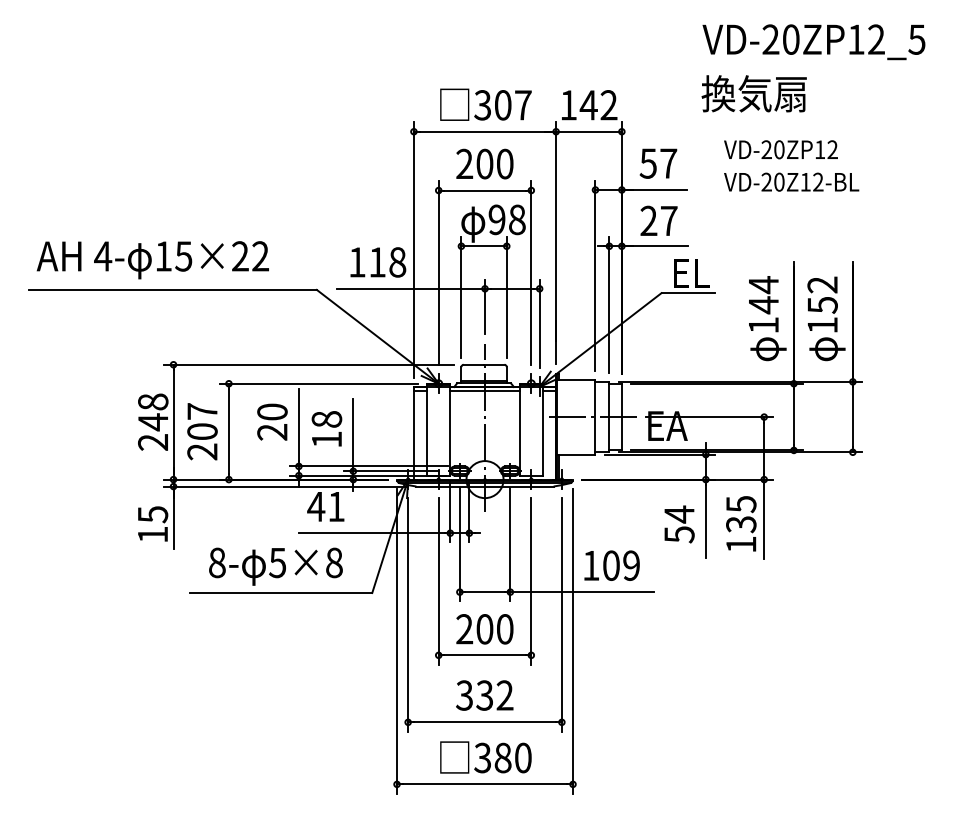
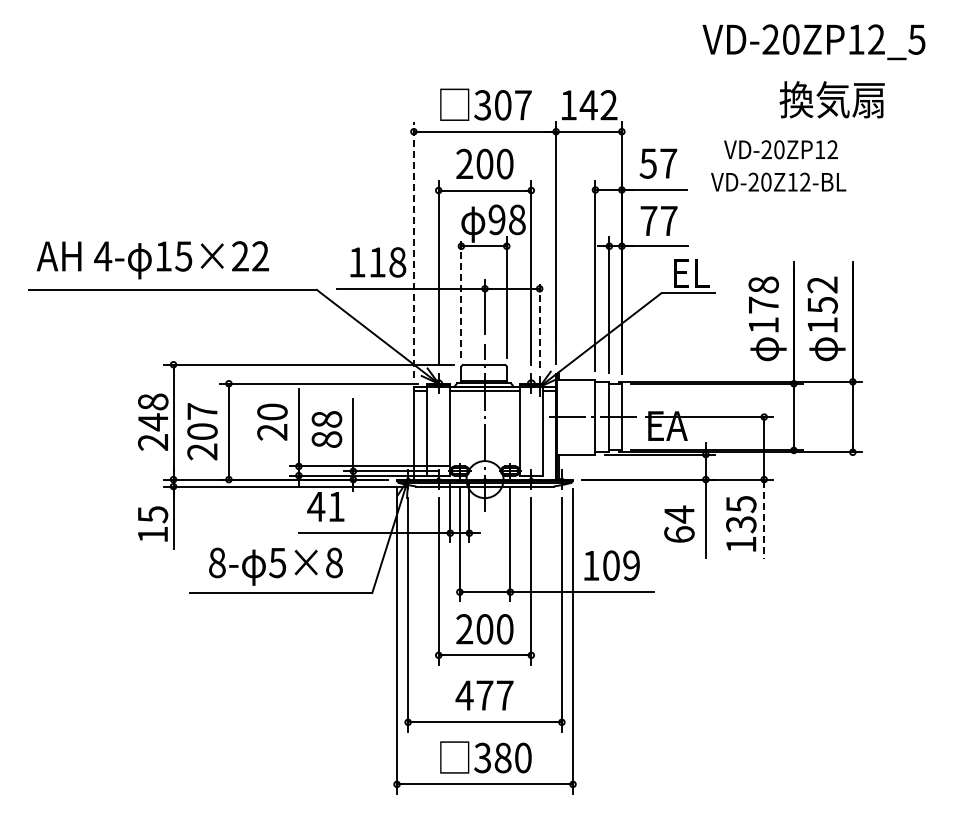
text position: (753, 93) -> (831, 99) (831, 99)
text position: (791, 181) -> (778, 181) (778, 181)
text: 27 -> 77 (648, 220)
line: solid -> dashed (413, 250)
text: 144 -> 178 (763, 295)
line: solid -> dashed (461, 296)
line: solid -> dashed (539, 323)
text: 18 -> 88 (326, 439)
line: solid -> dashed (764, 520)
text: 54 -> 64 (679, 534)
text: 332 -> 477 (484, 695)
